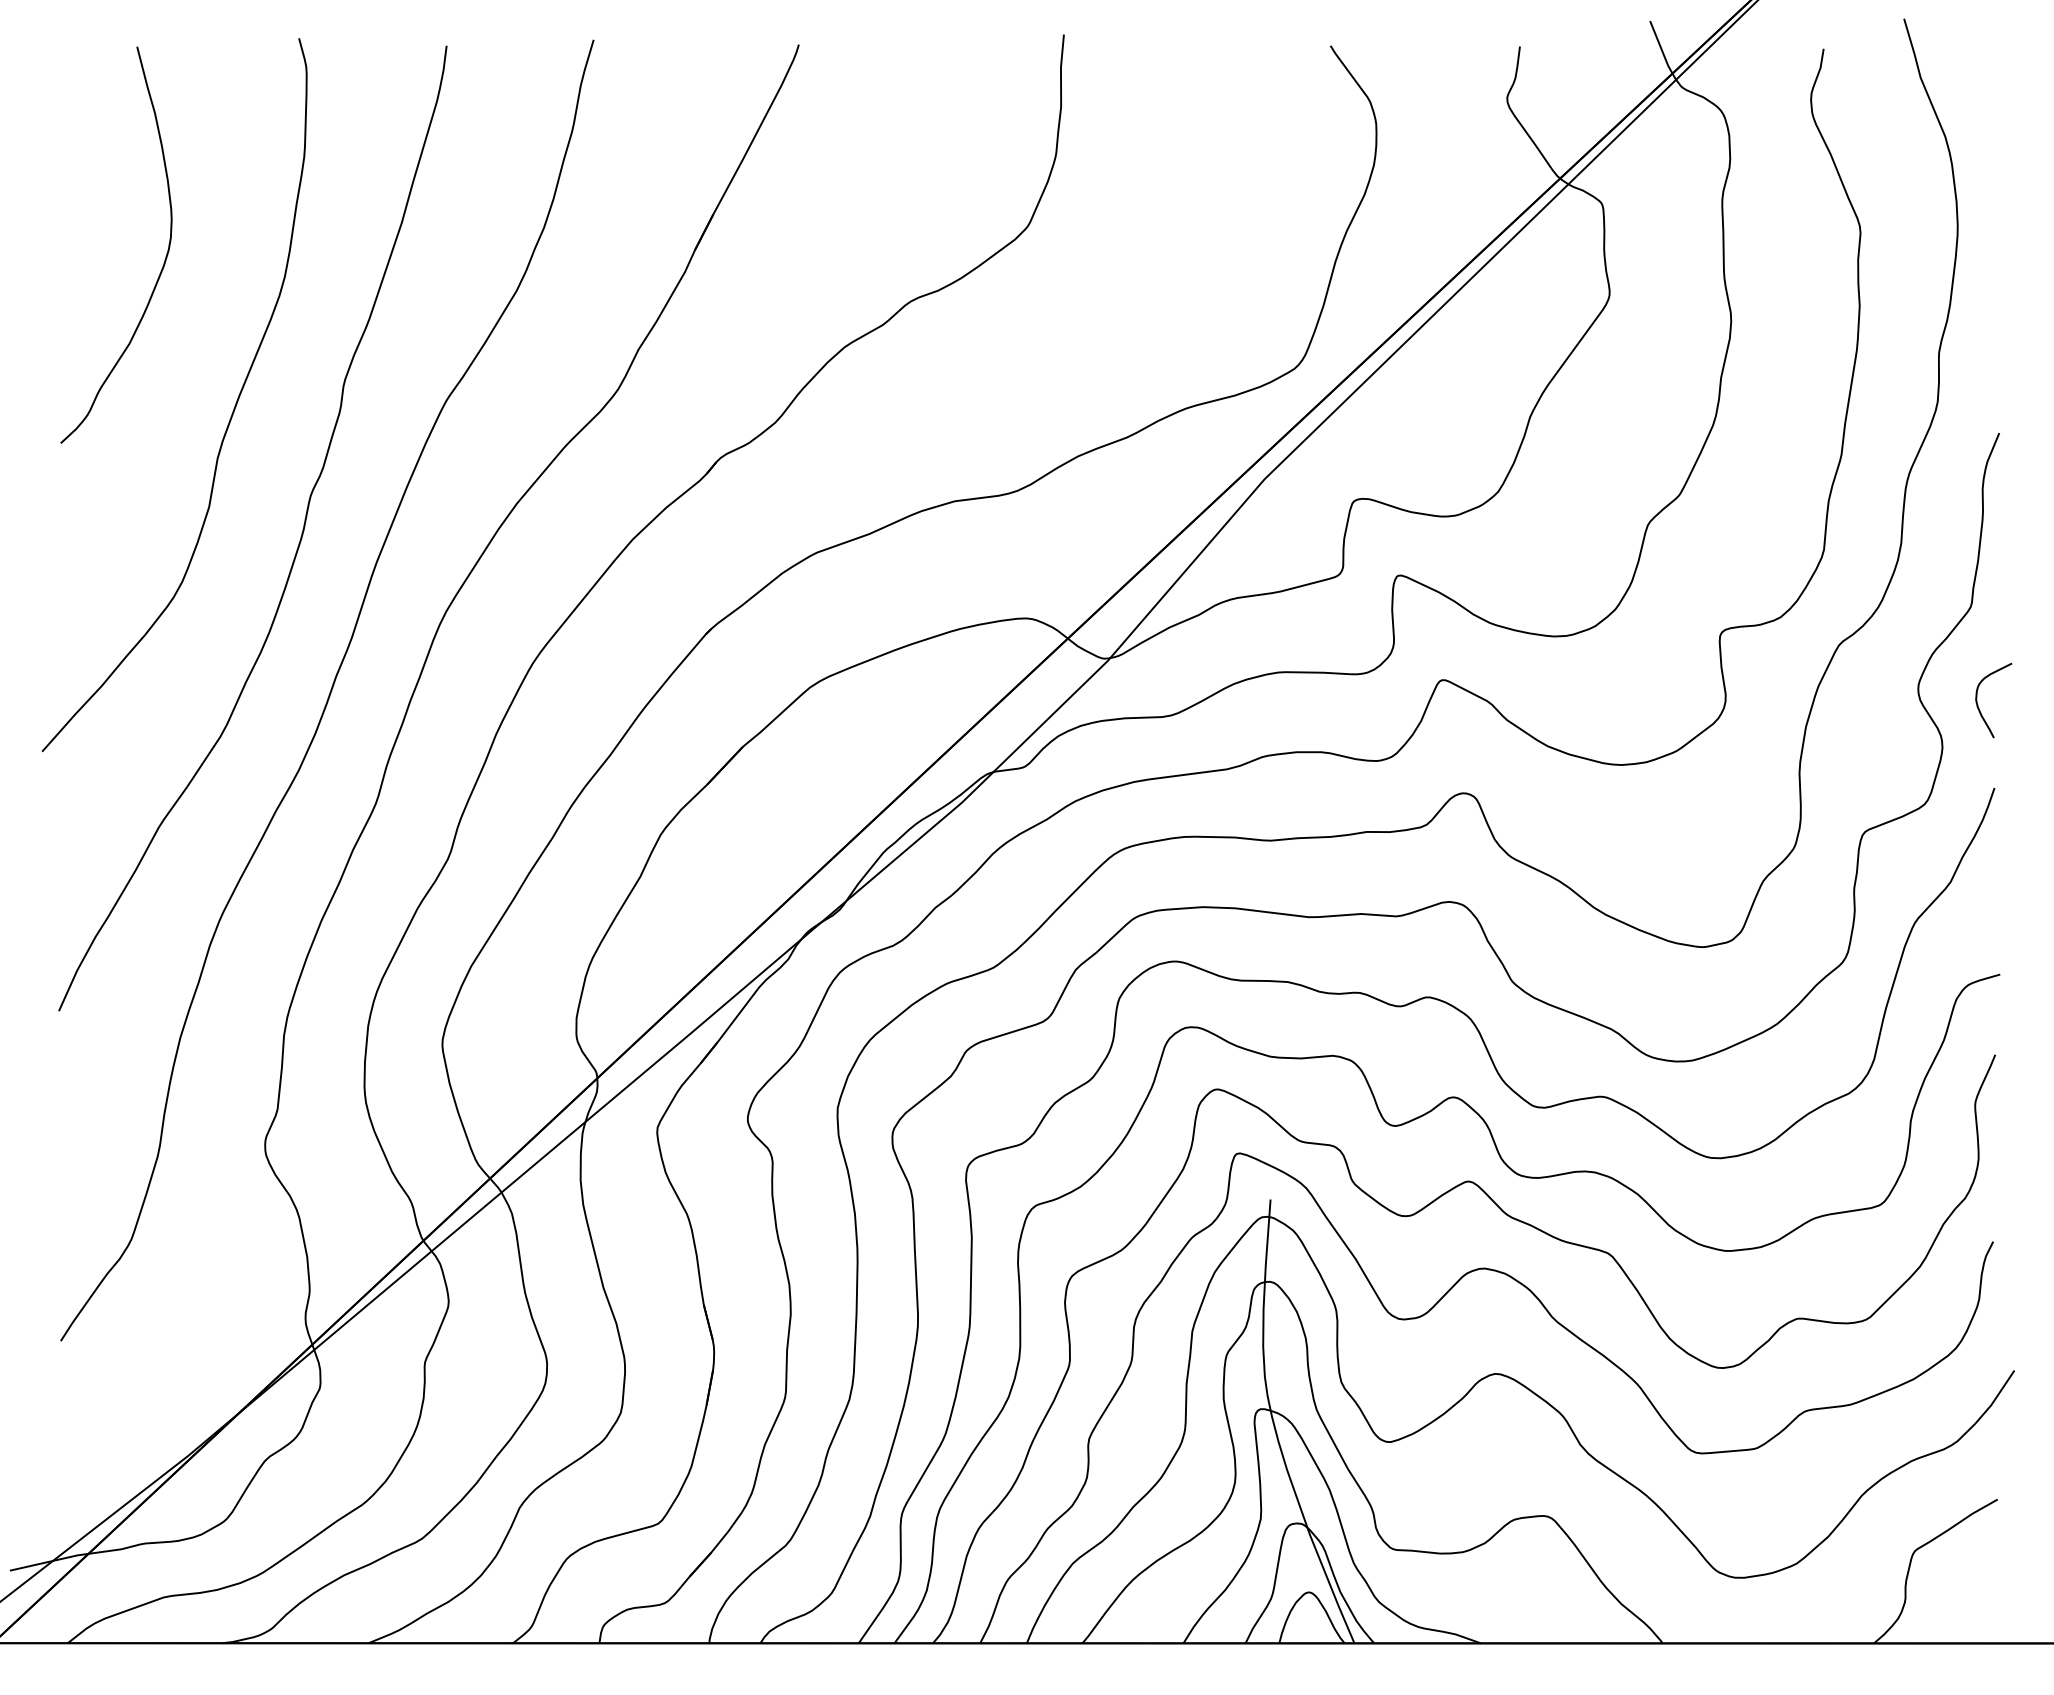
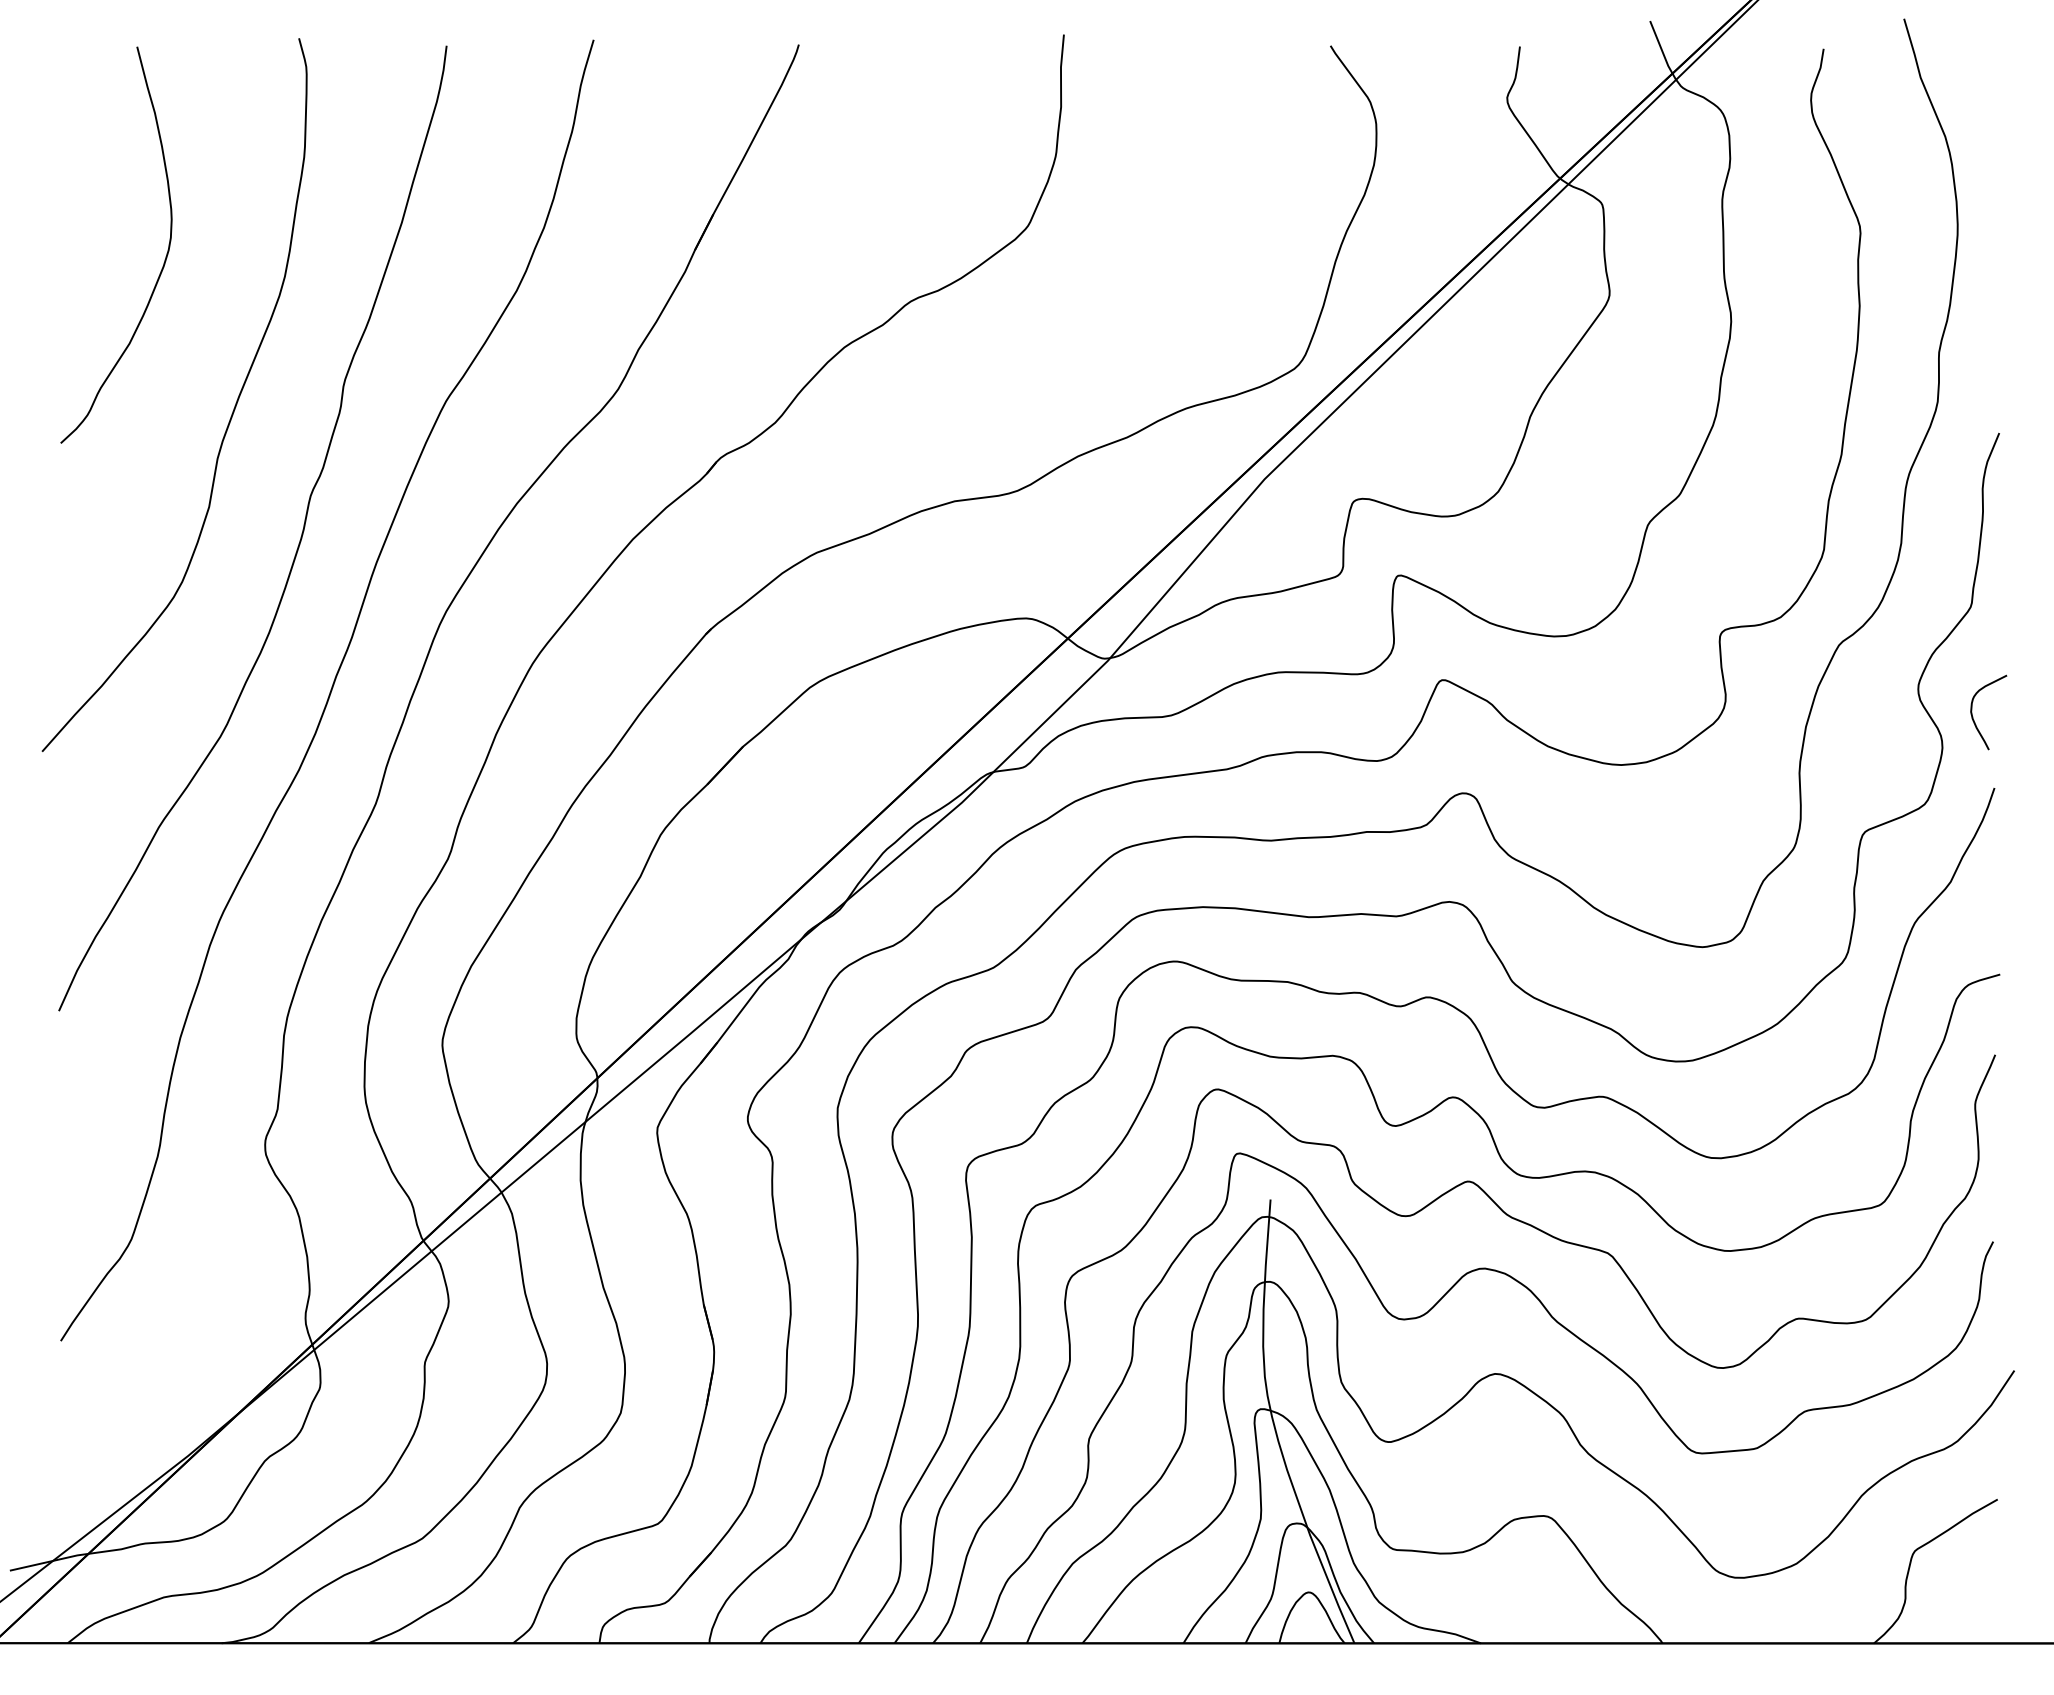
curve position: (1978, 704) -> (1973, 716) (1973, 716)
